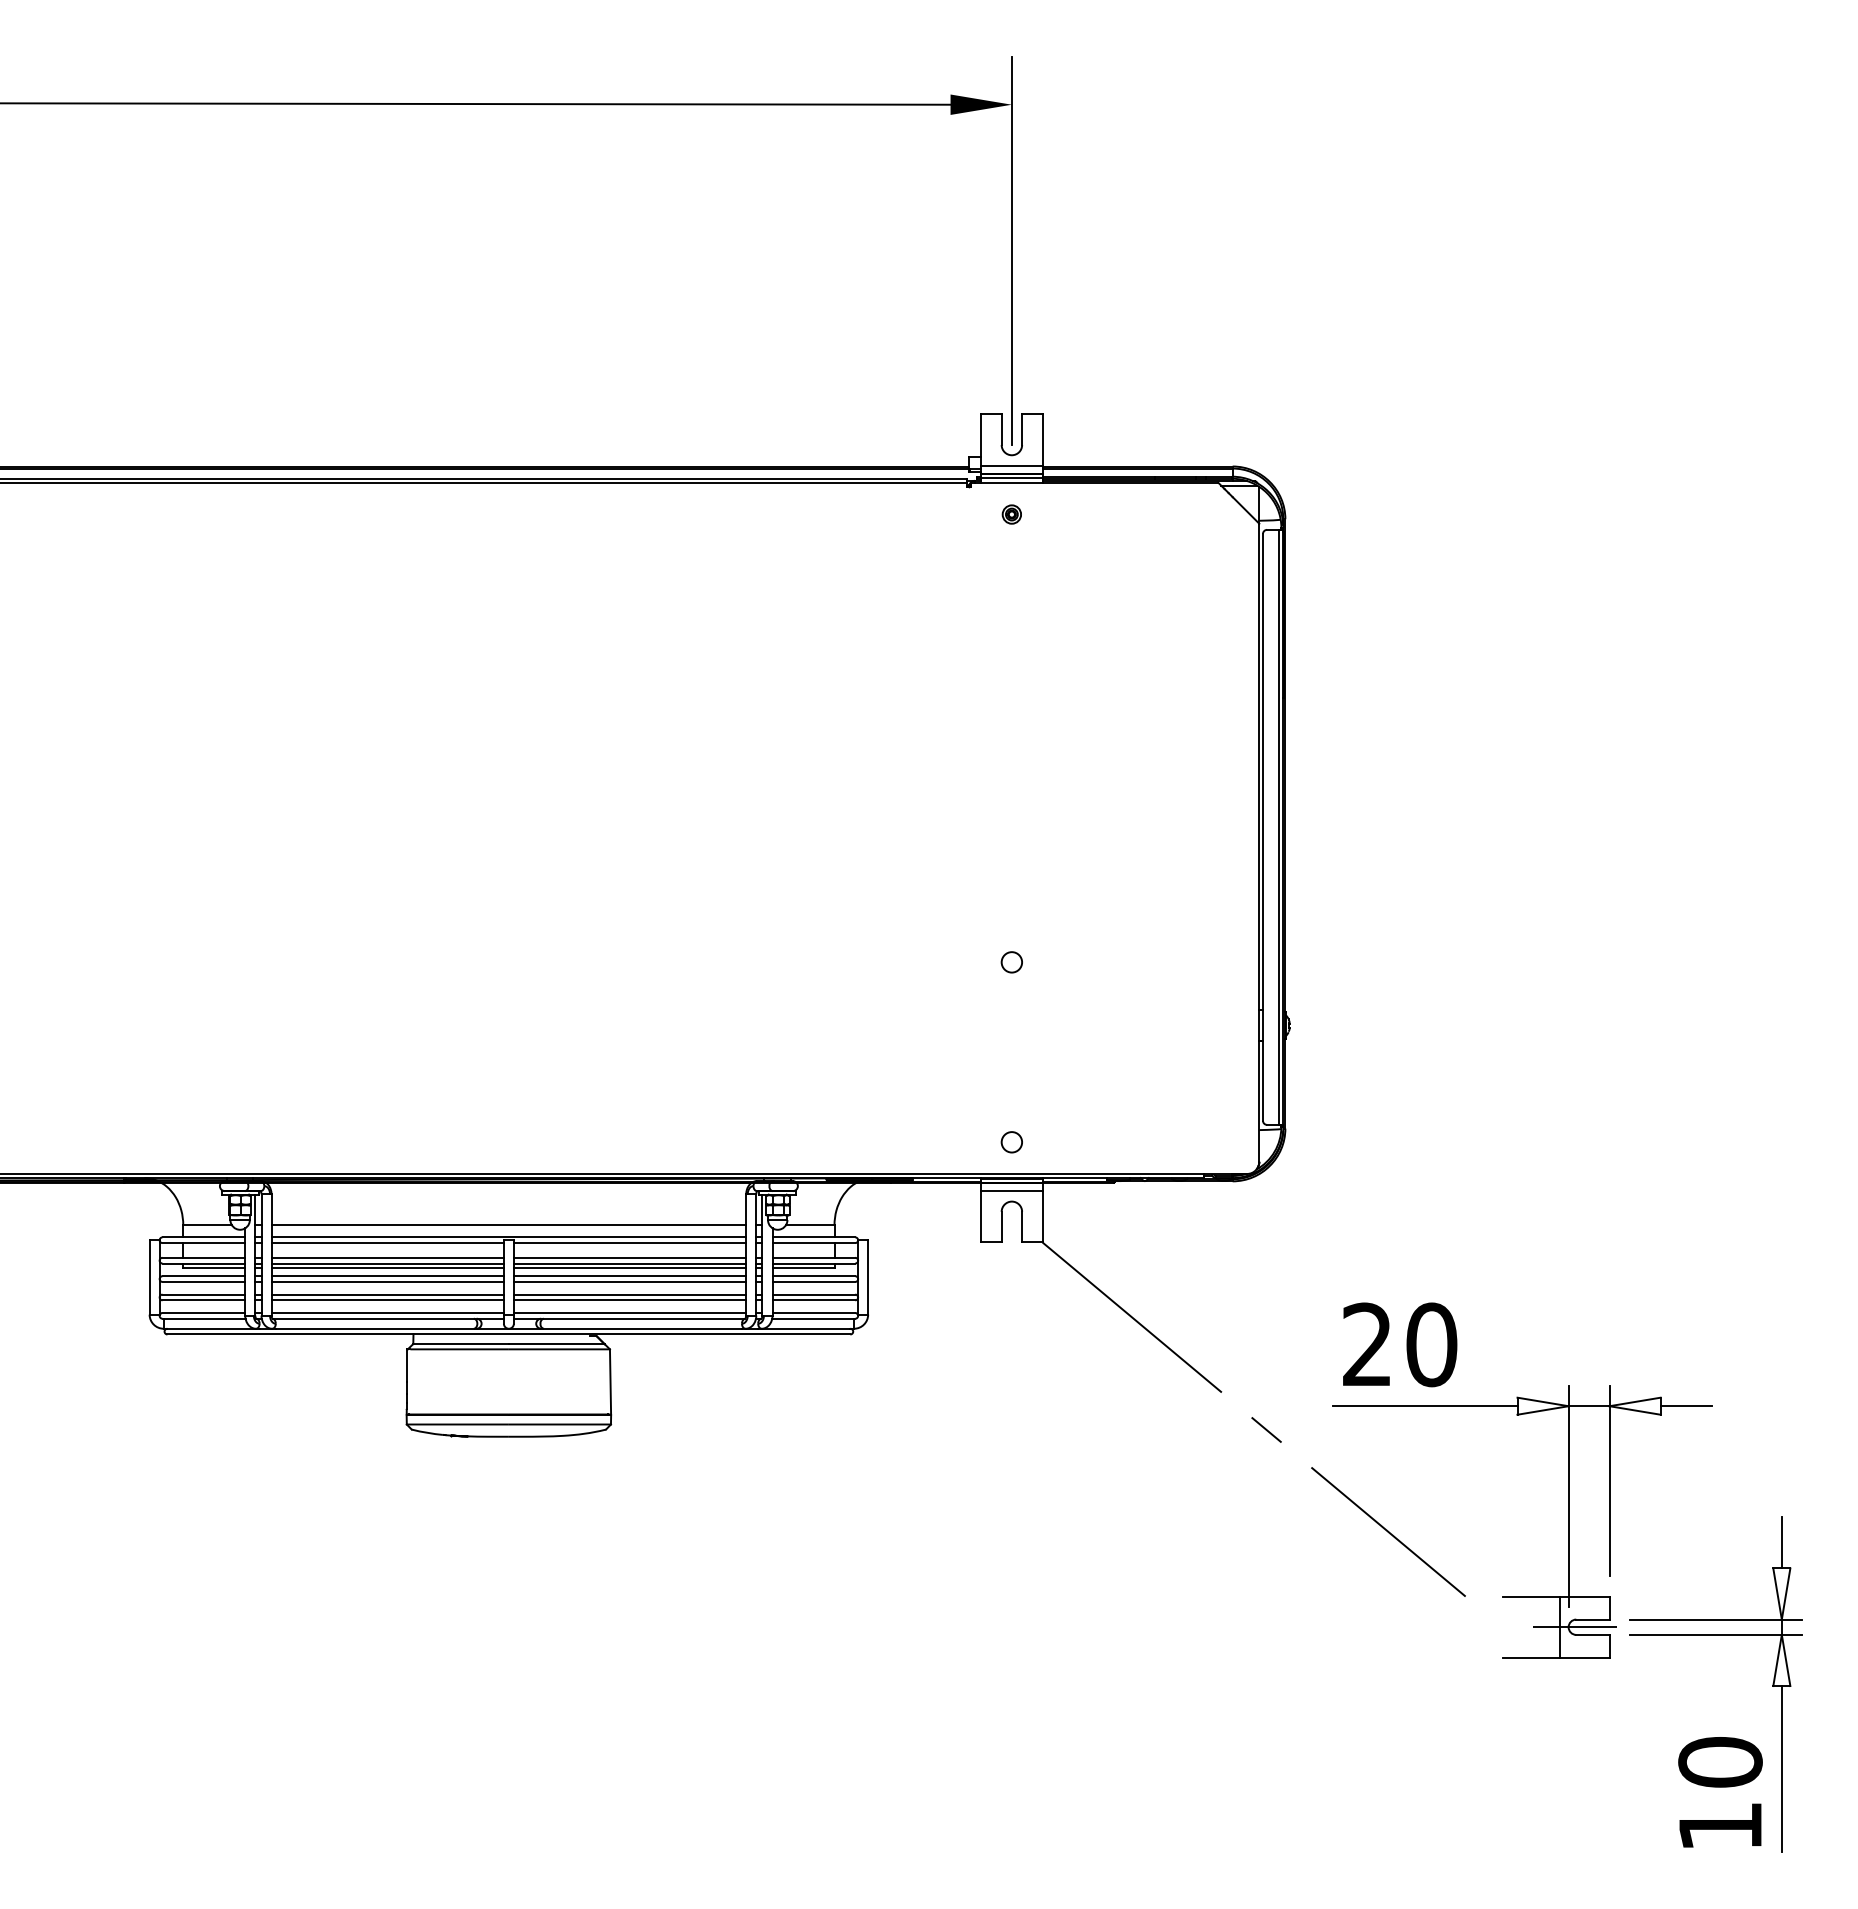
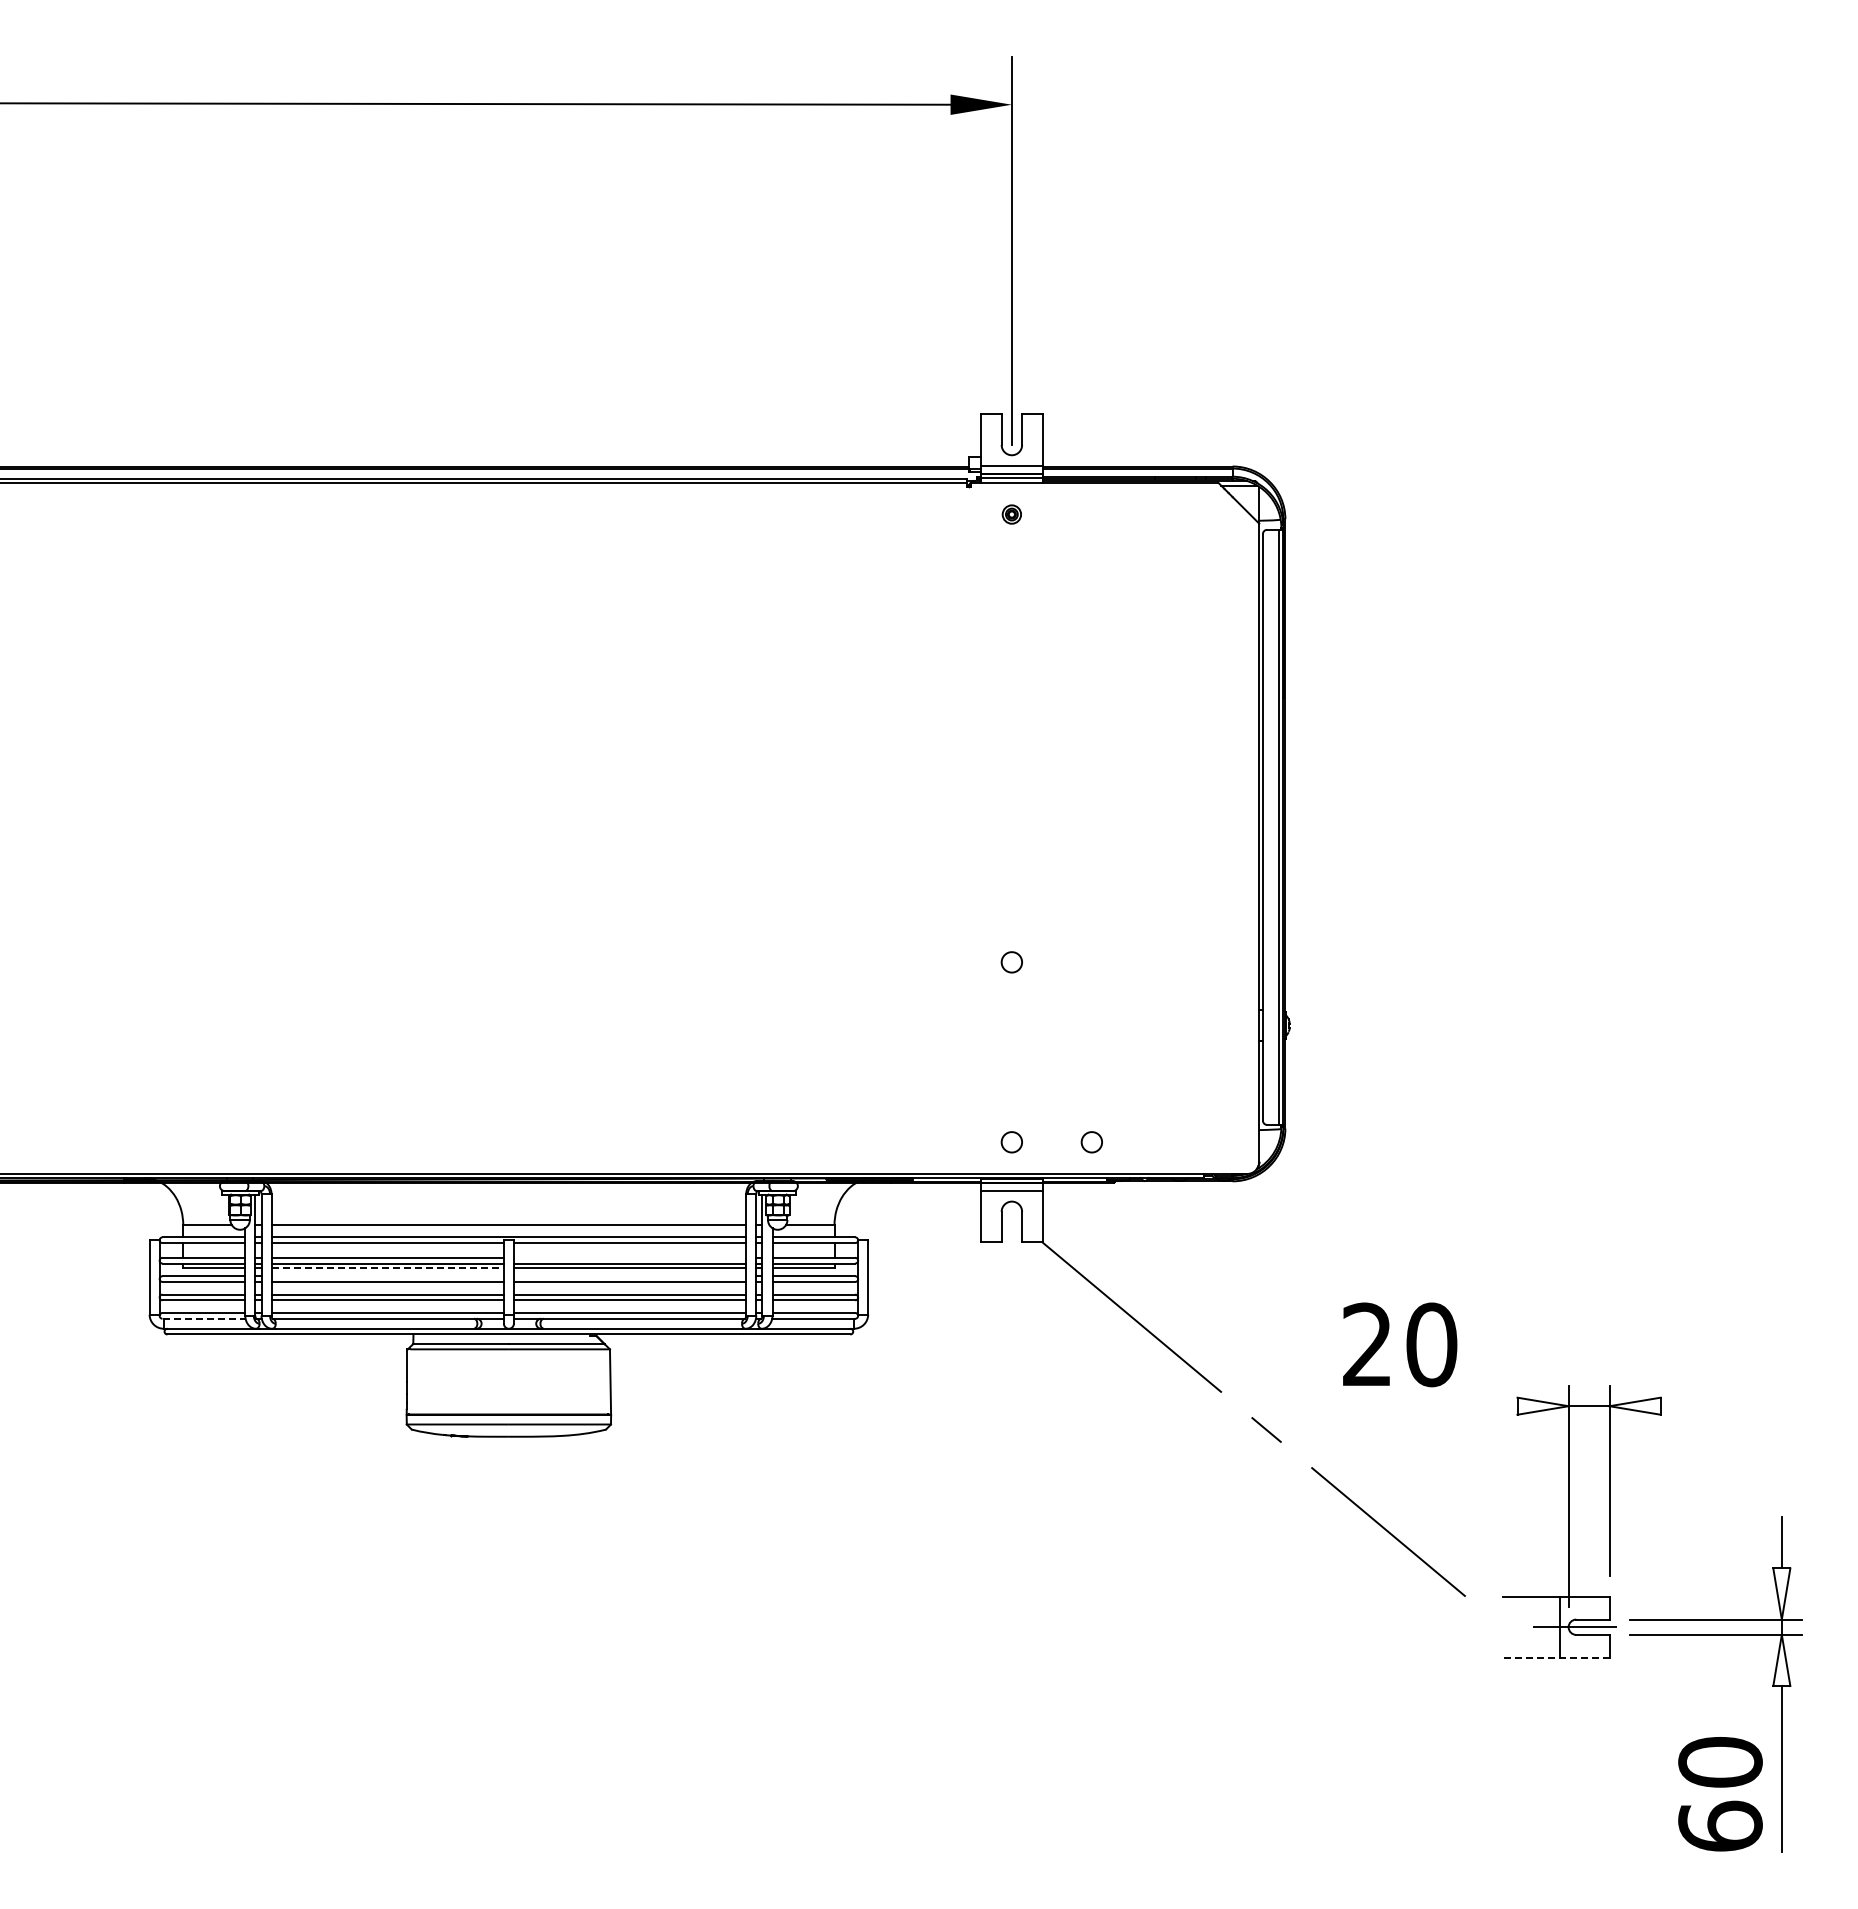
circle: none -> present (1091, 1142)
line: present -> none (629, 1257)
line: solid -> dashed (388, 1268)
line: present -> none (387, 1276)
line: present -> none (629, 1276)
line: solid -> dashed (204, 1318)
line: present -> none (1425, 1406)
line: present -> none (1685, 1406)
line: solid -> dashed (1555, 1657)
text: 10 -> 60 (1720, 1825)
